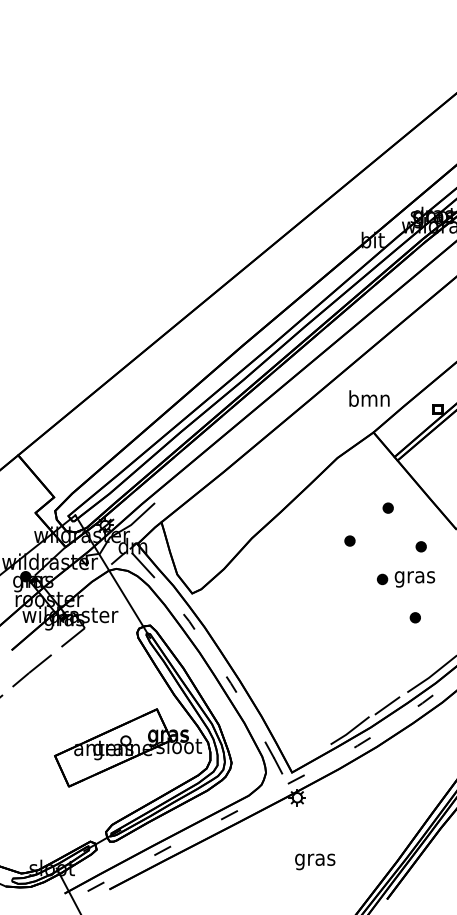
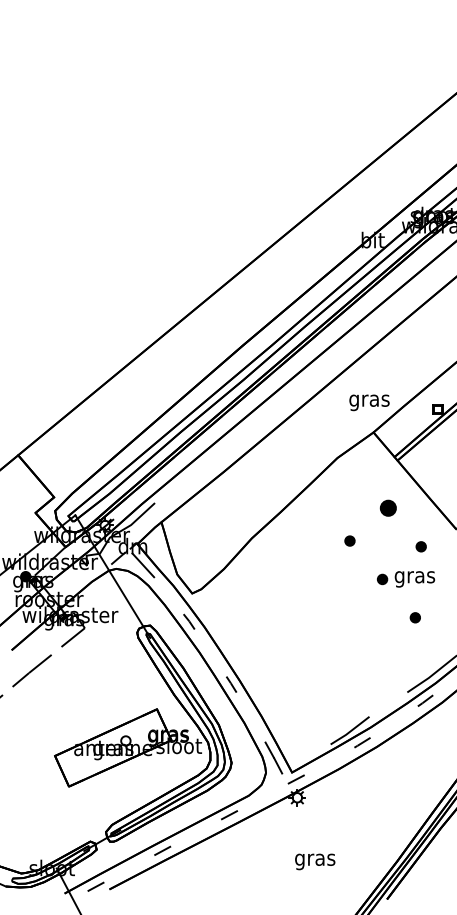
text: bmn -> gras (369, 400)
part size: 12x12 px -> 18x18 px (387, 507)
line: present -> none (387, 705)
